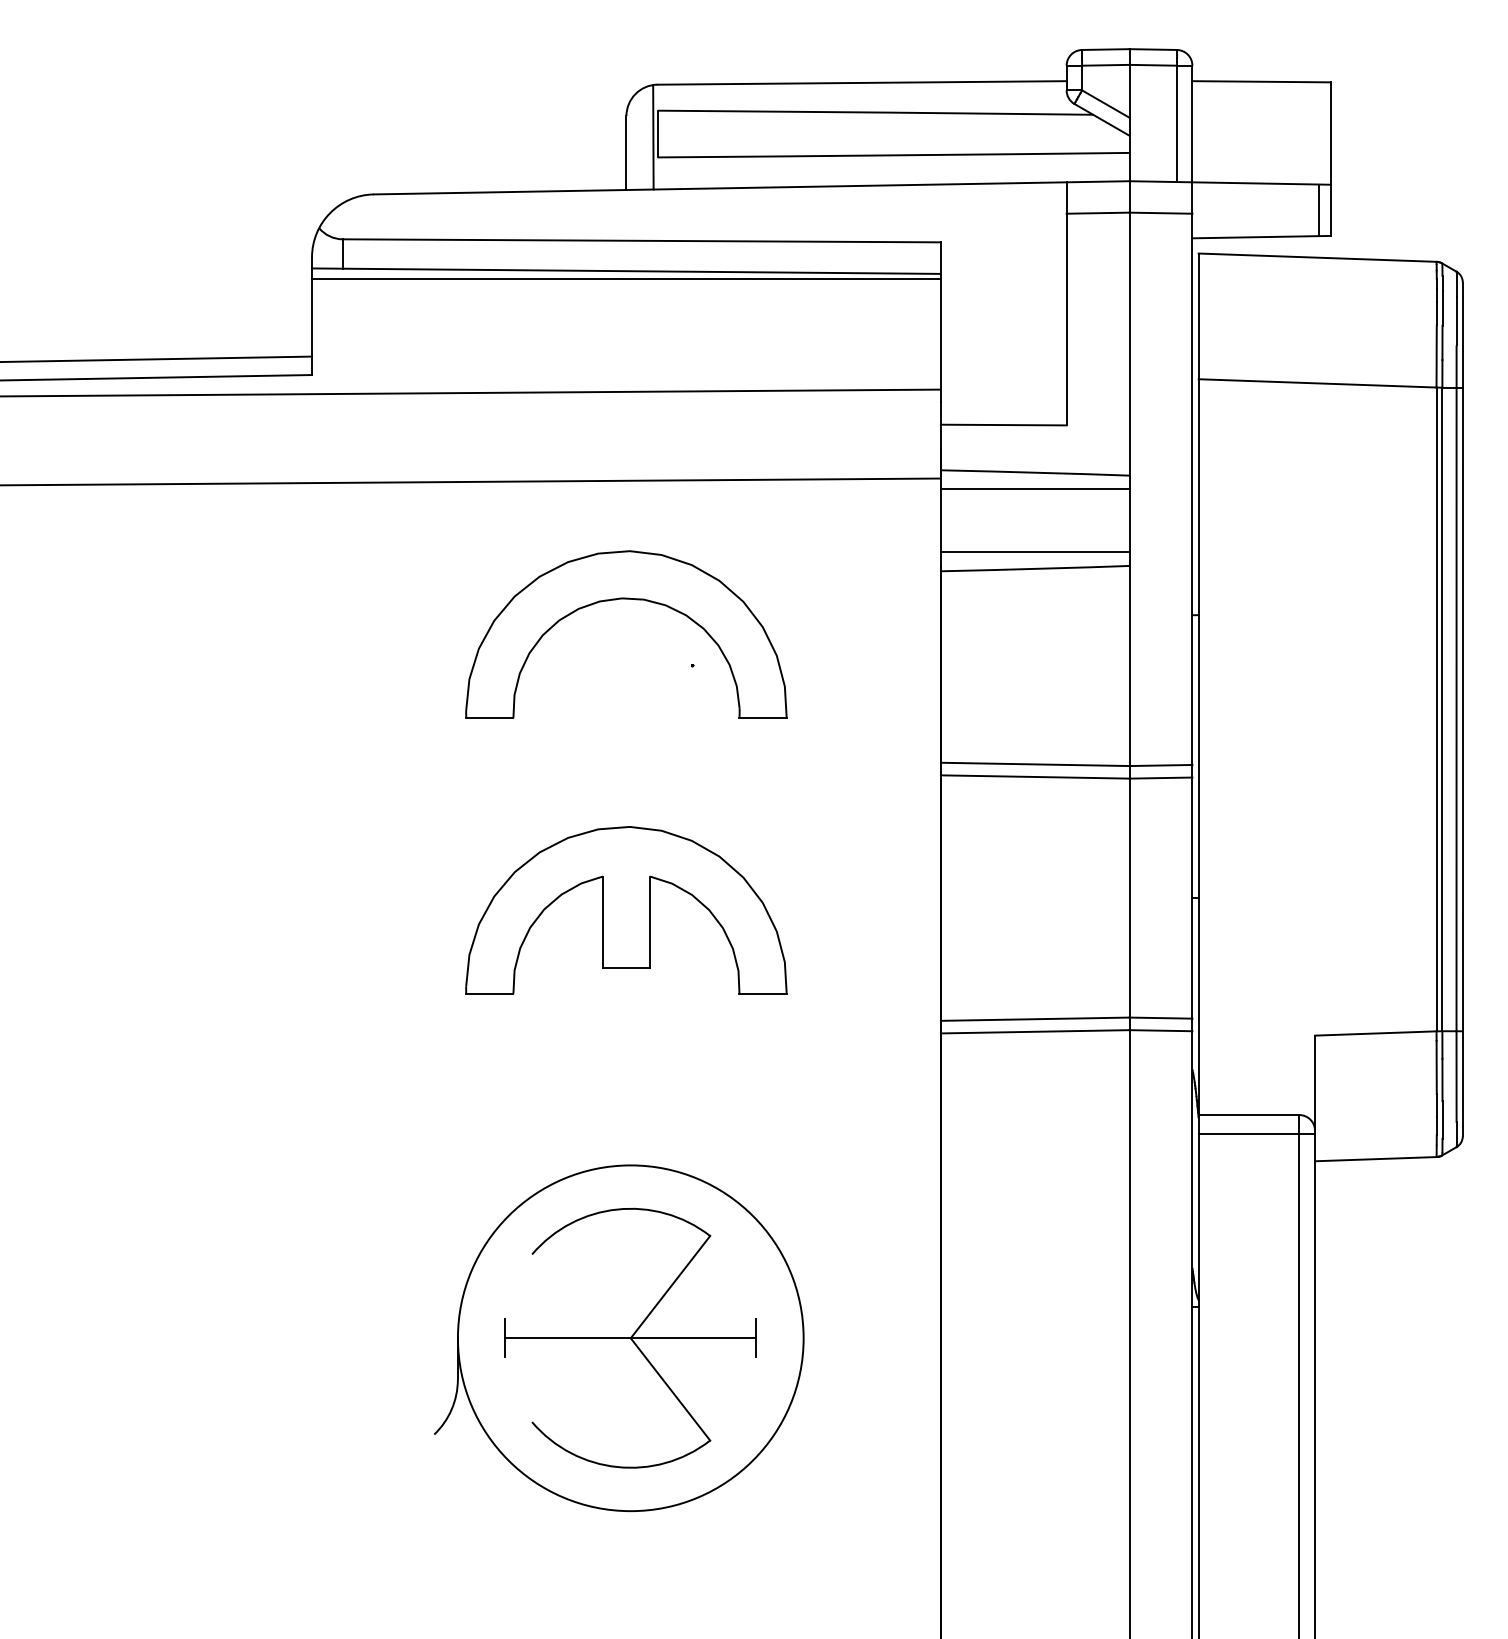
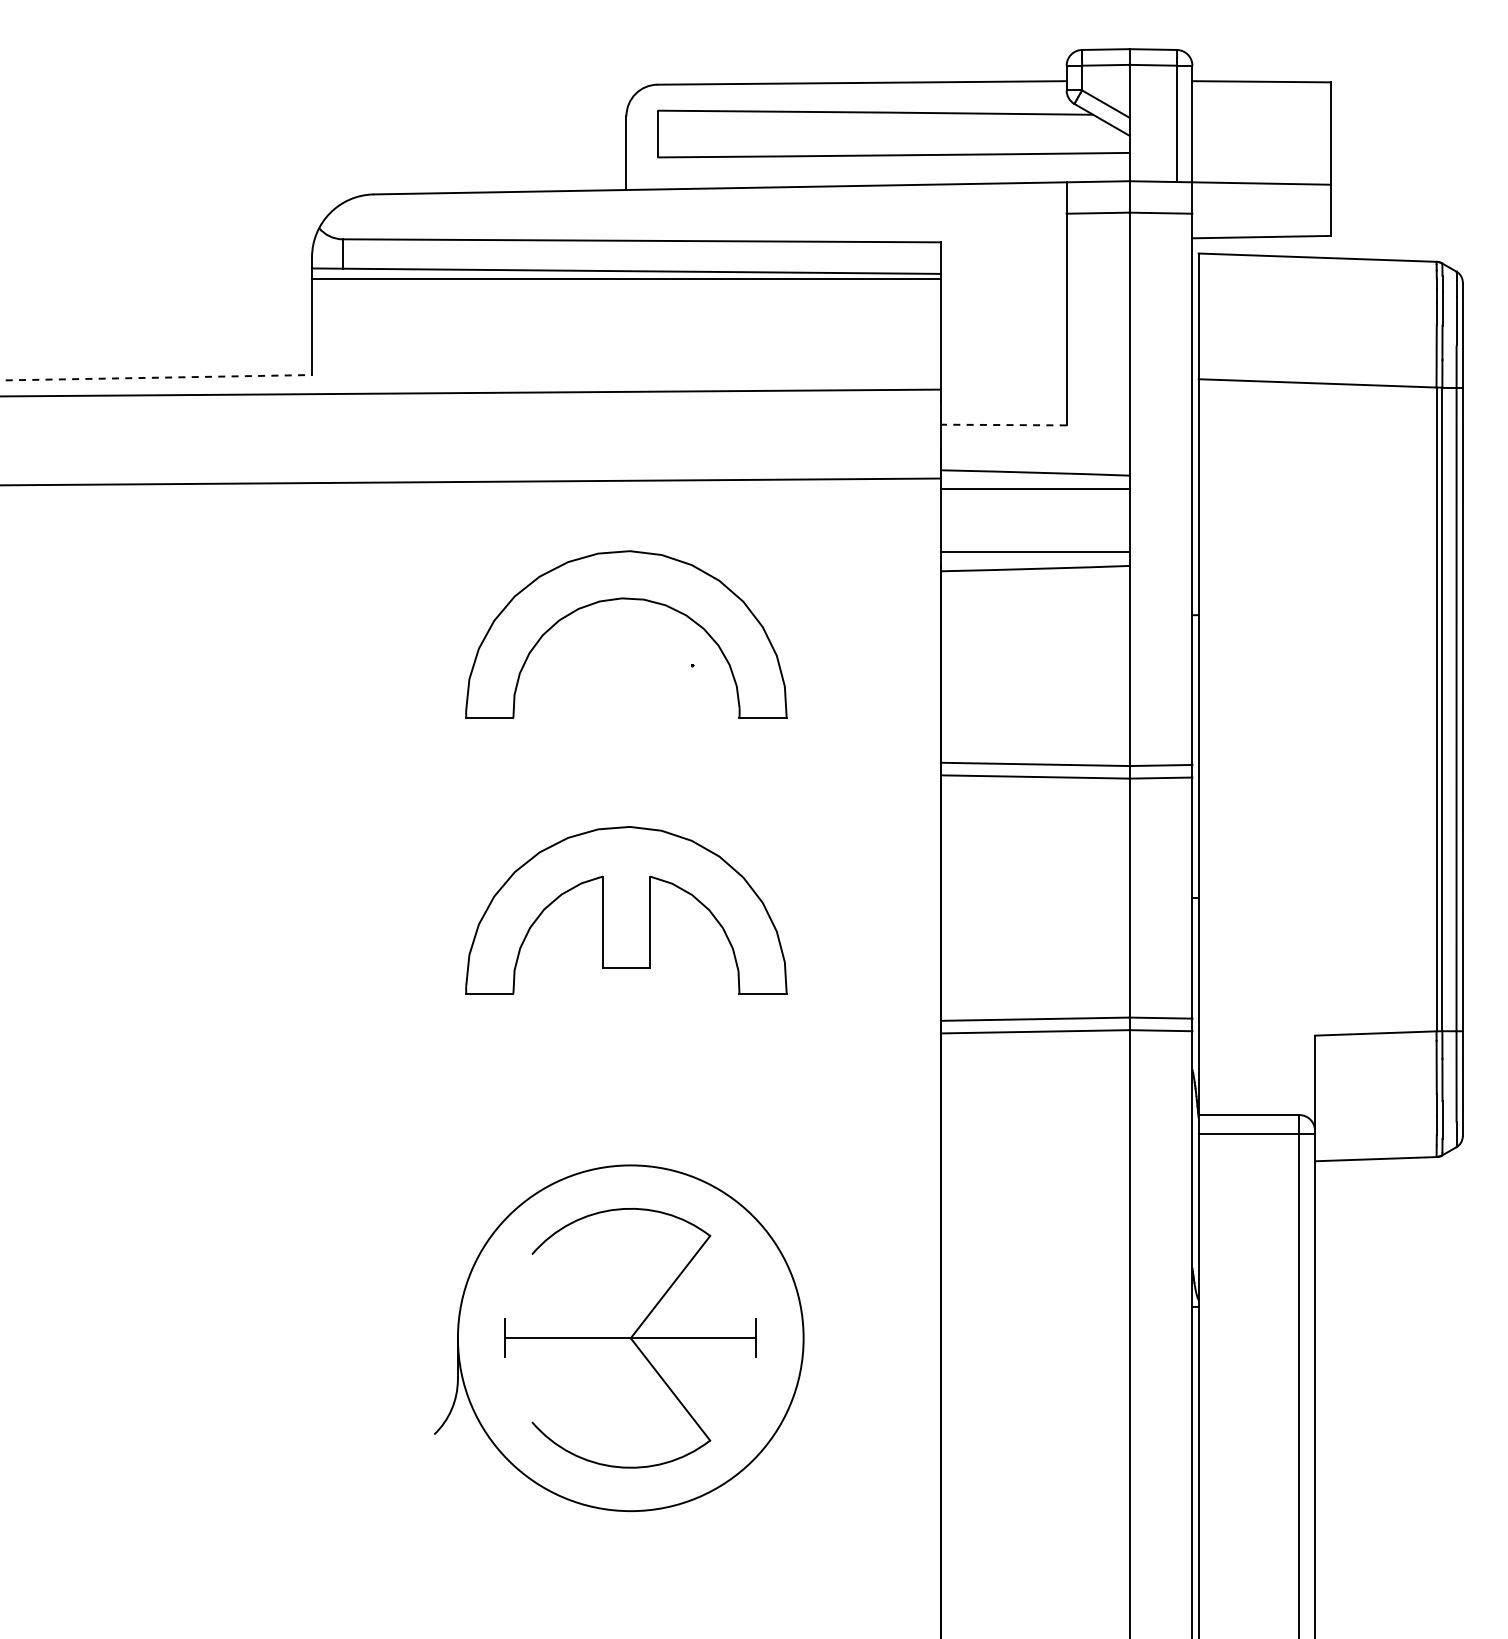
line: present -> none (653, 137)
line: present -> none (1319, 210)
line: present -> none (157, 359)
line: solid -> dashed (156, 377)
line: solid -> dashed (1003, 425)
